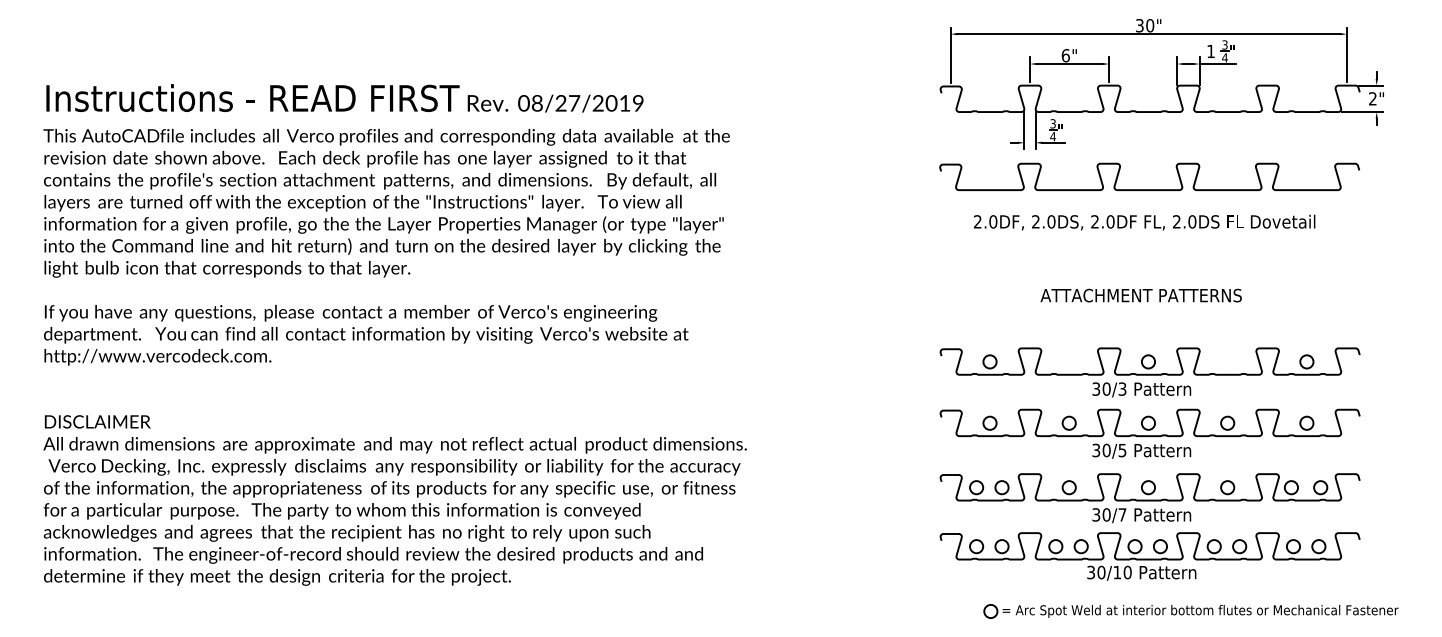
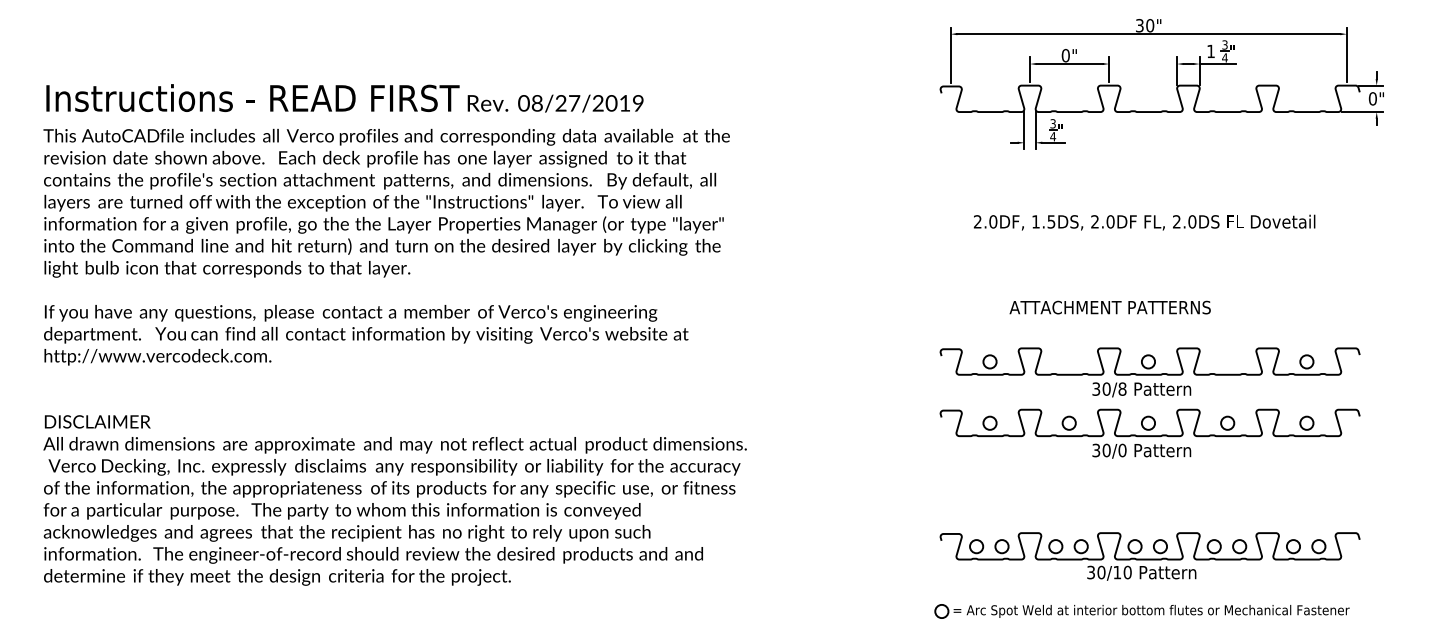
text: 6" -> 0" (1065, 55)
text: 2" -> 0" (1372, 98)
curve: present -> none (1149, 189)
text: 2.0DS, -> 1.5DS, (1043, 221)
text position: (1140, 295) -> (1109, 307) (1109, 307)
text: 30/3 -> 30/8 (1122, 388)
text: 30/5 -> 30/0 (1122, 450)
part: present -> none (1149, 498)
part position: (1190, 611) -> (1141, 611) (1141, 611)
